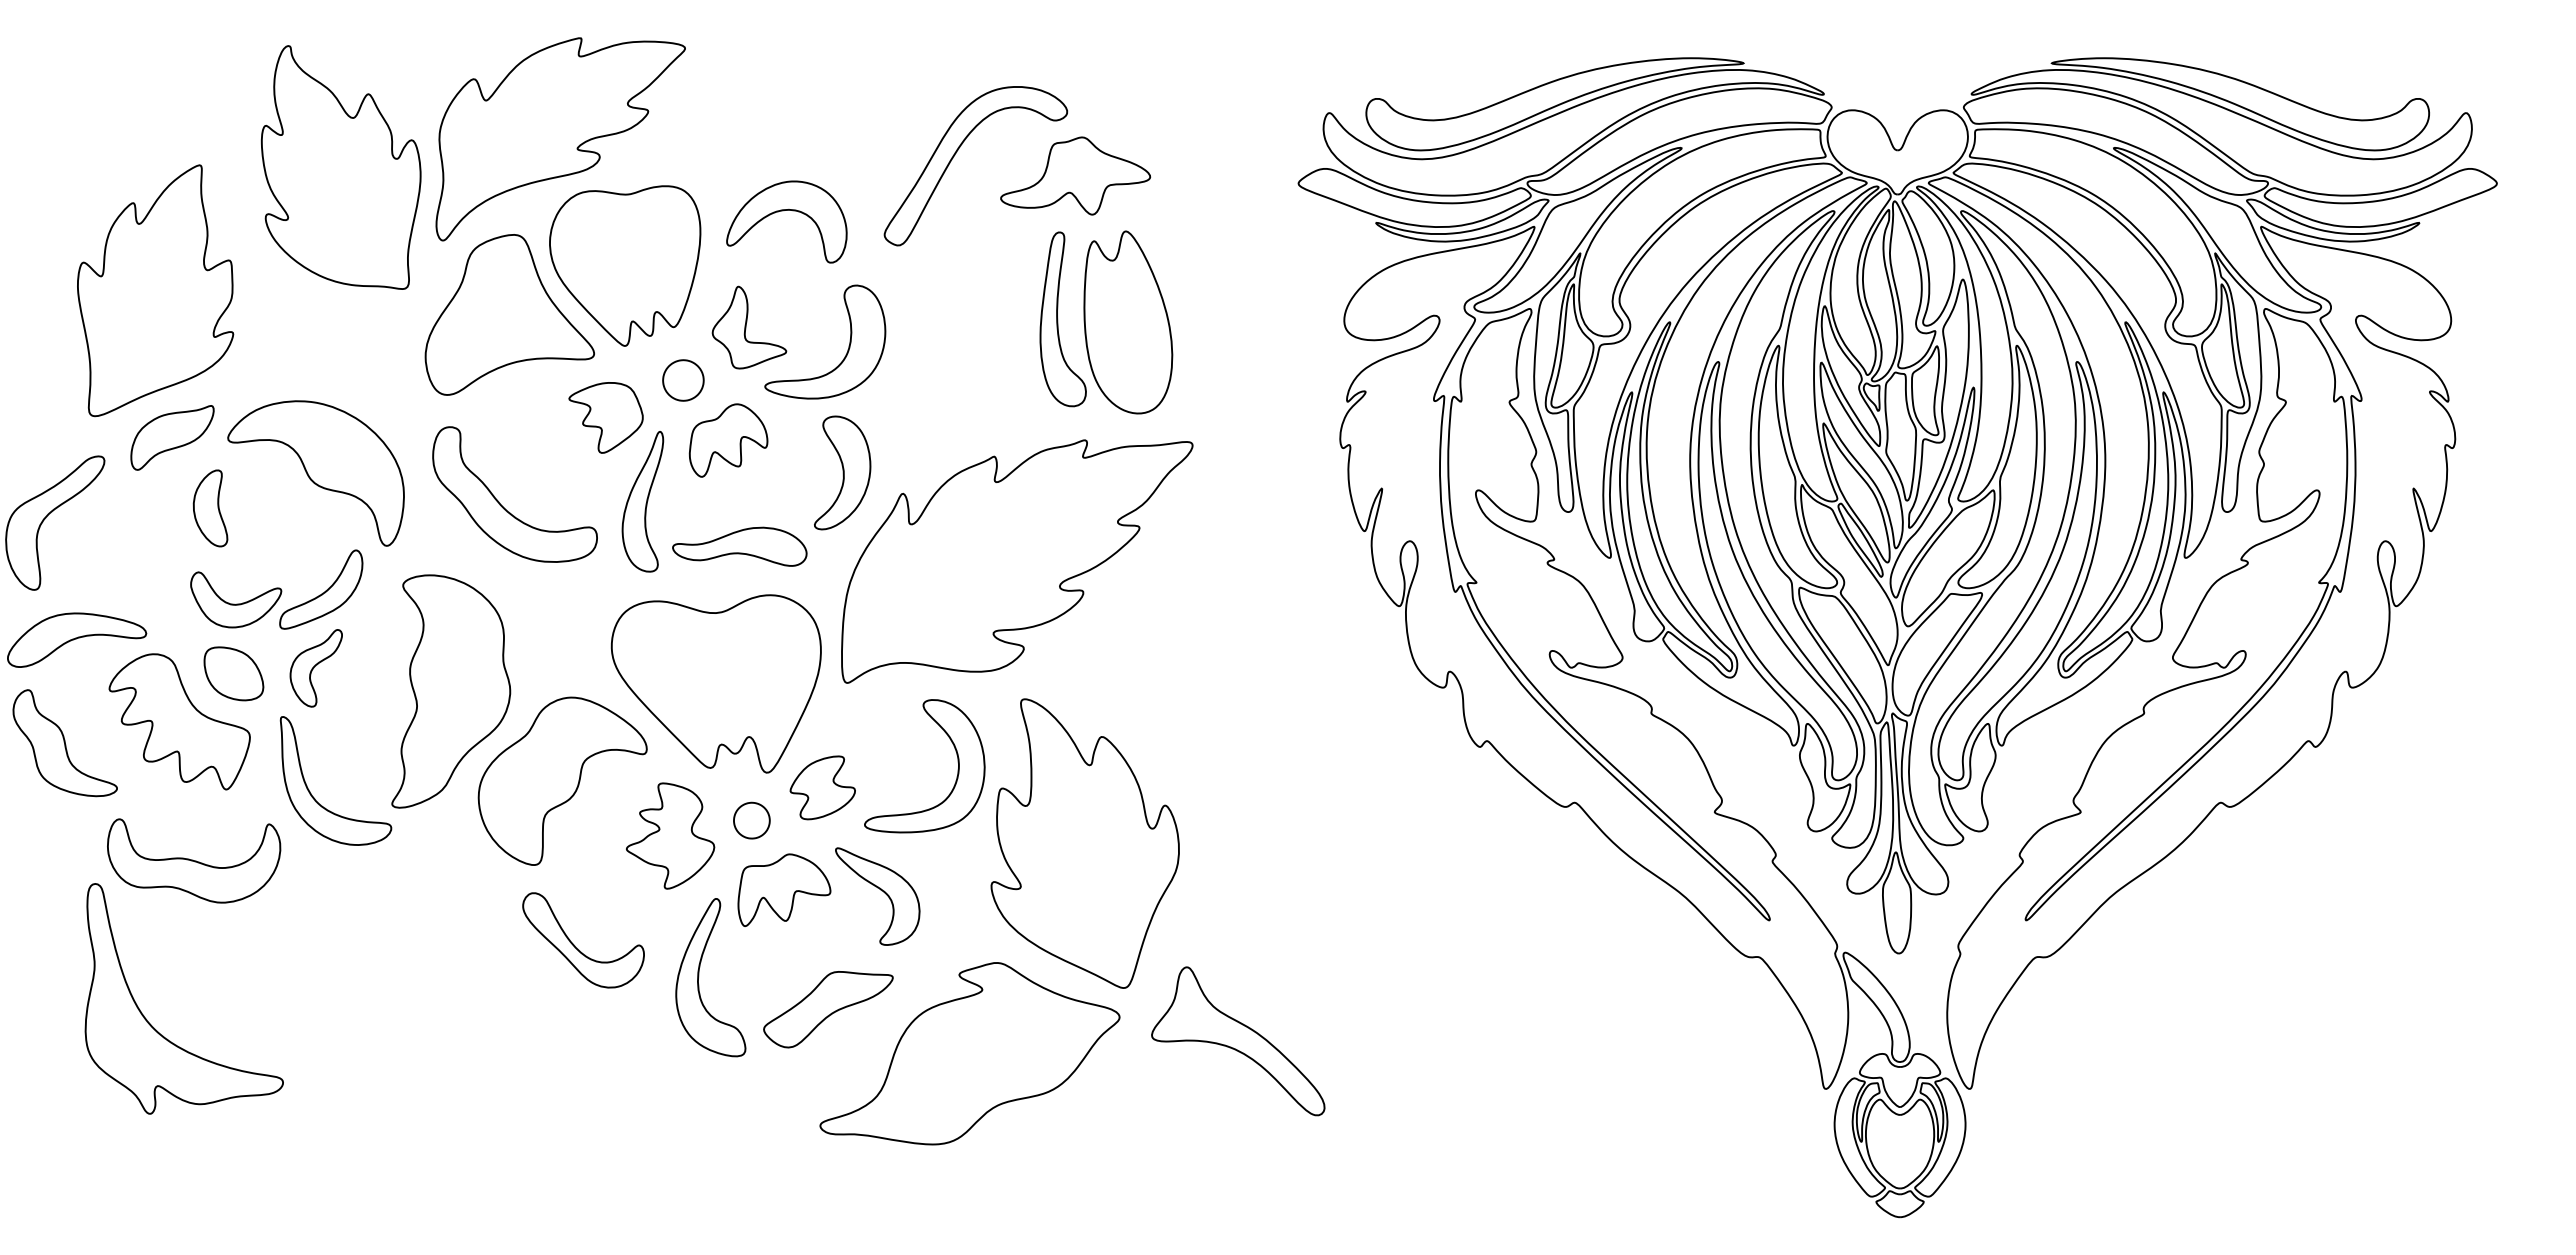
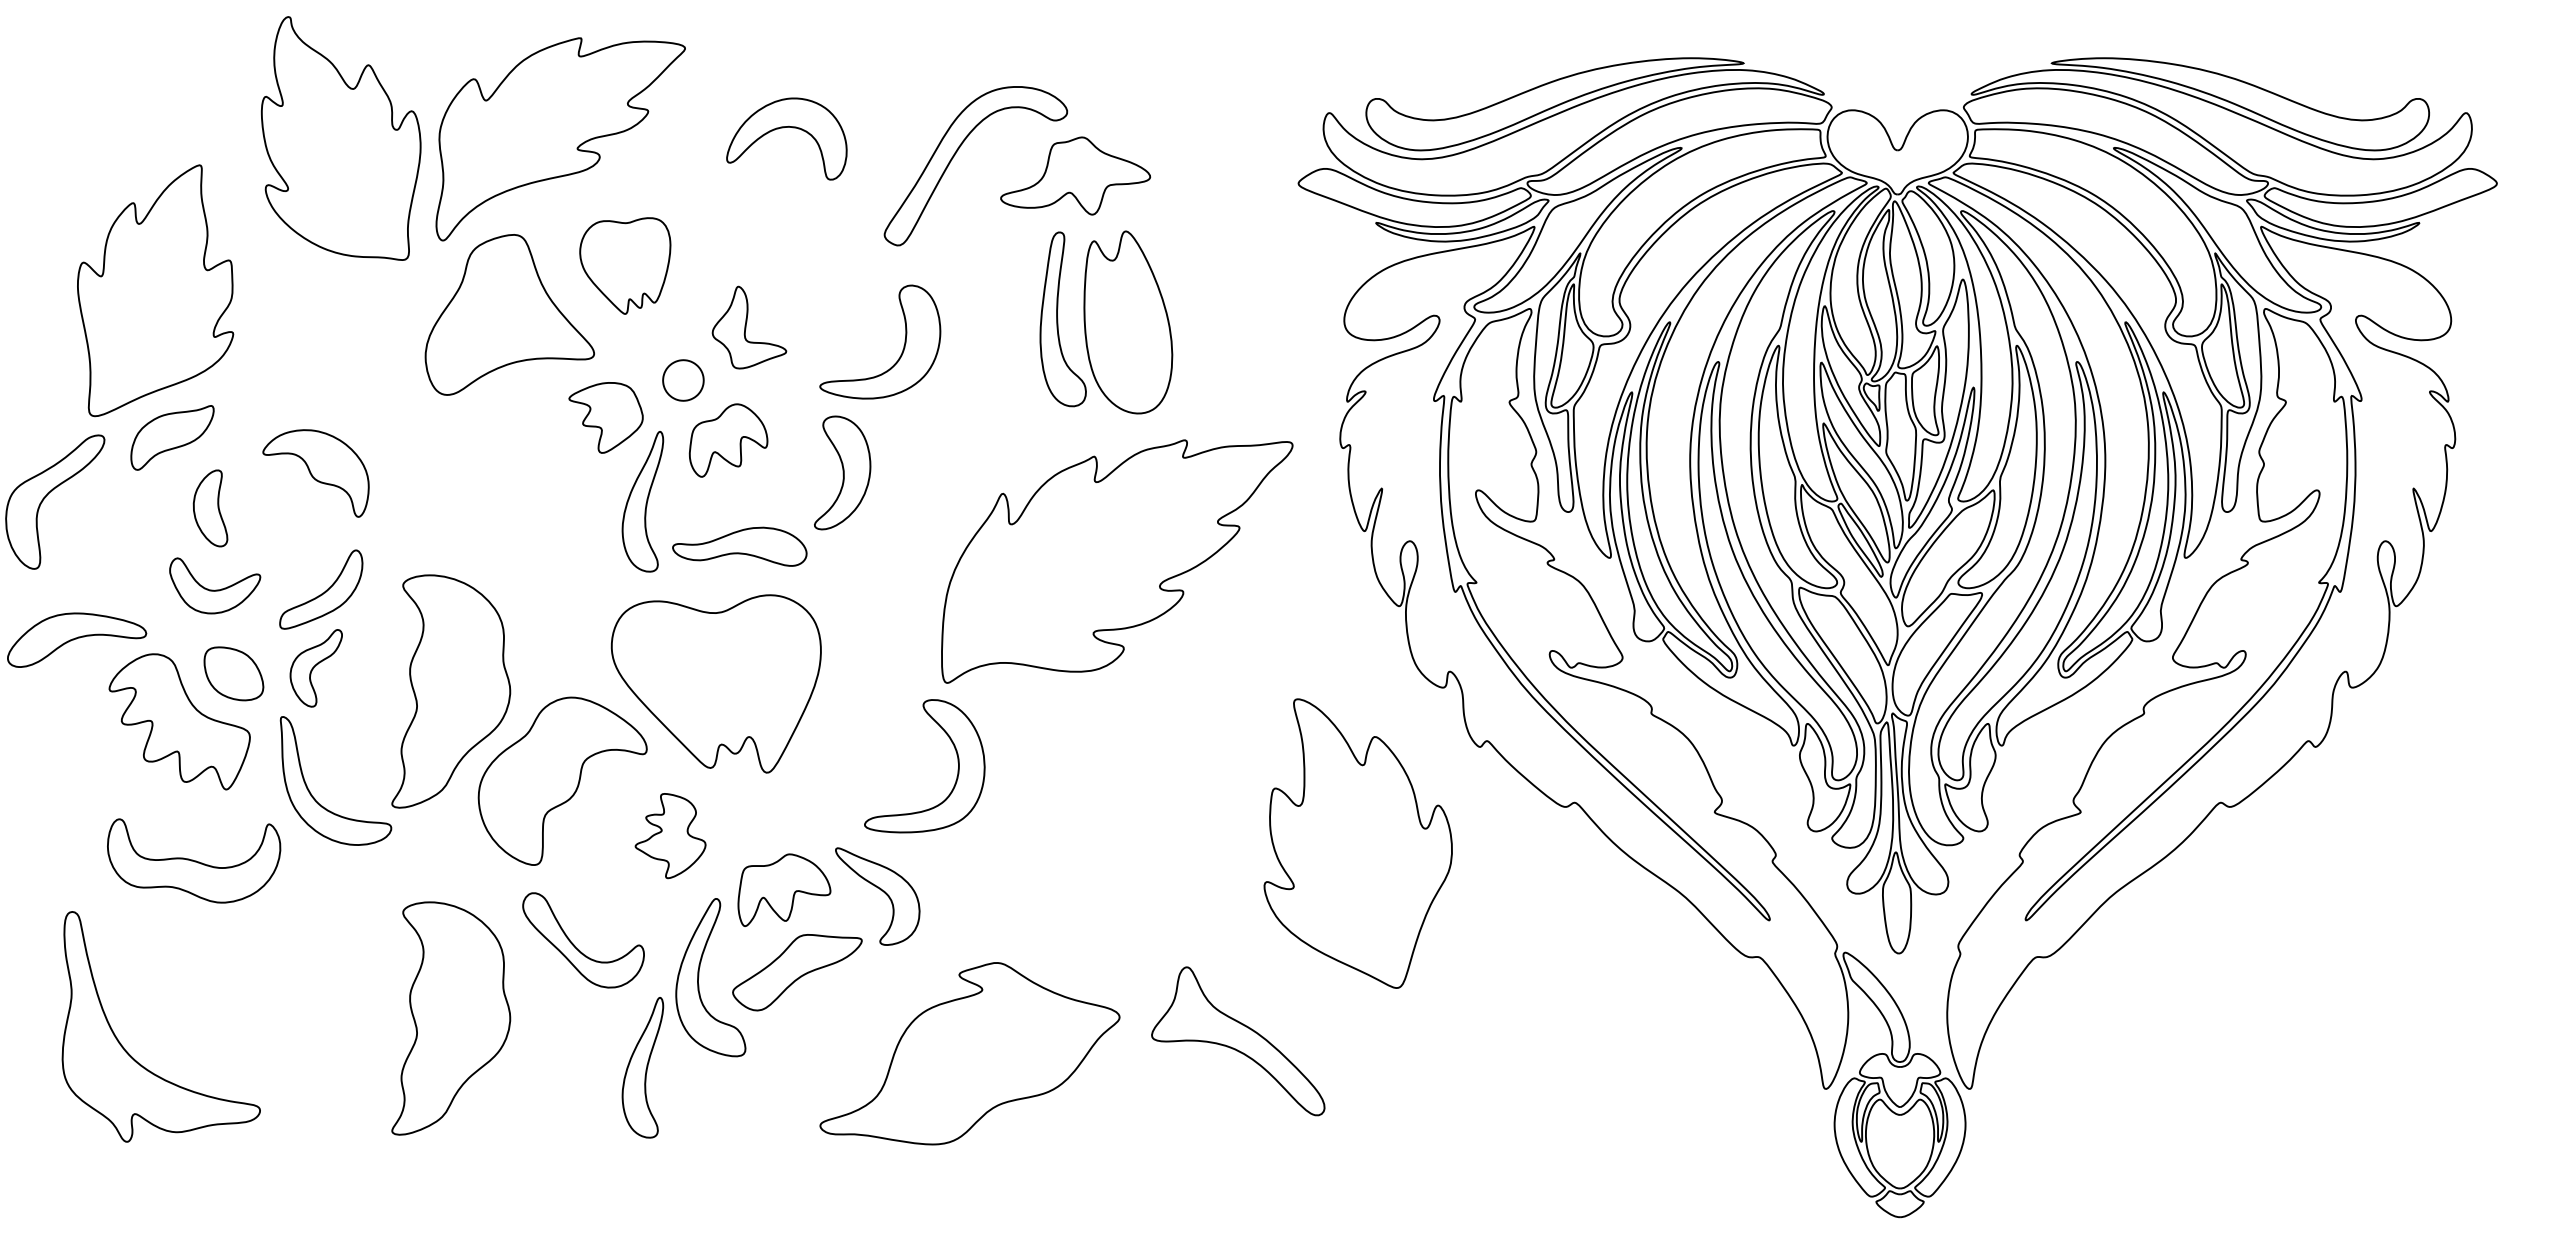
part position: (340, 167) -> (340, 138) (340, 138)
part position: (783, 211) -> (783, 128) (783, 128)
part size: 153x162 px -> 93x98 px (625, 265)
part position: (848, 345) -> (903, 345) (903, 345)
part size: 178x147 px -> 108x89 px (315, 473)
part: present -> none (502, 505)
part position: (46, 518) -> (46, 497) (46, 497)
part position: (1017, 561) -> (1117, 561) (1117, 561)
part position: (236, 599) -> (215, 585) (215, 585)
part: present -> none (64, 743)
part: present -> none (822, 787)
part: present -> none (751, 820)
part size: 90x108 px -> 73x87 px (670, 836)
part position: (1084, 843) -> (1357, 843) (1357, 843)
part position: (828, 1009) -> (797, 972) (797, 972)
part: none -> present (451, 1018)
part position: (154, 1027) -> (131, 1055) (131, 1055)
part: none -> present (642, 1067)
